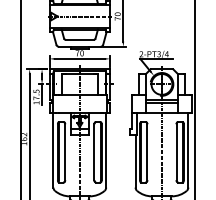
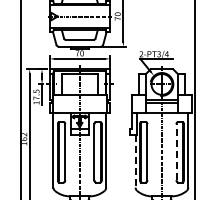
line: solid -> dashed (176, 151)
line: solid -> dashed (135, 161)
